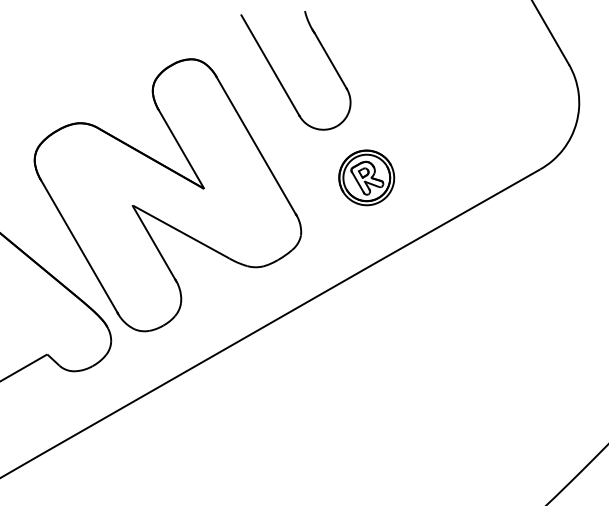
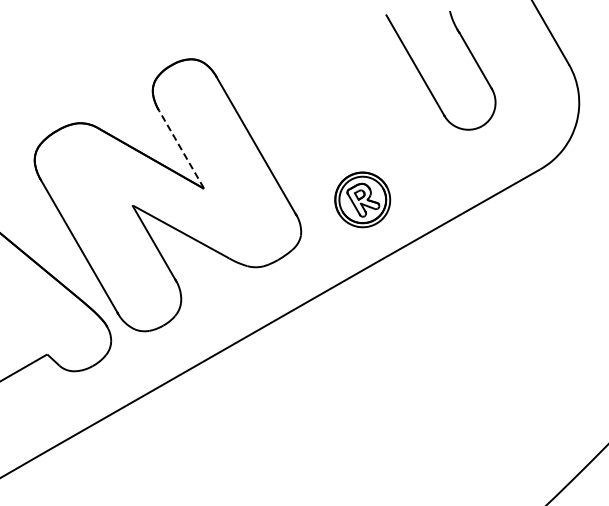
part position: (280, 80) -> (425, 80) (425, 80)
line: solid -> dashed (181, 149)
part position: (366, 177) -> (362, 199) (362, 199)
